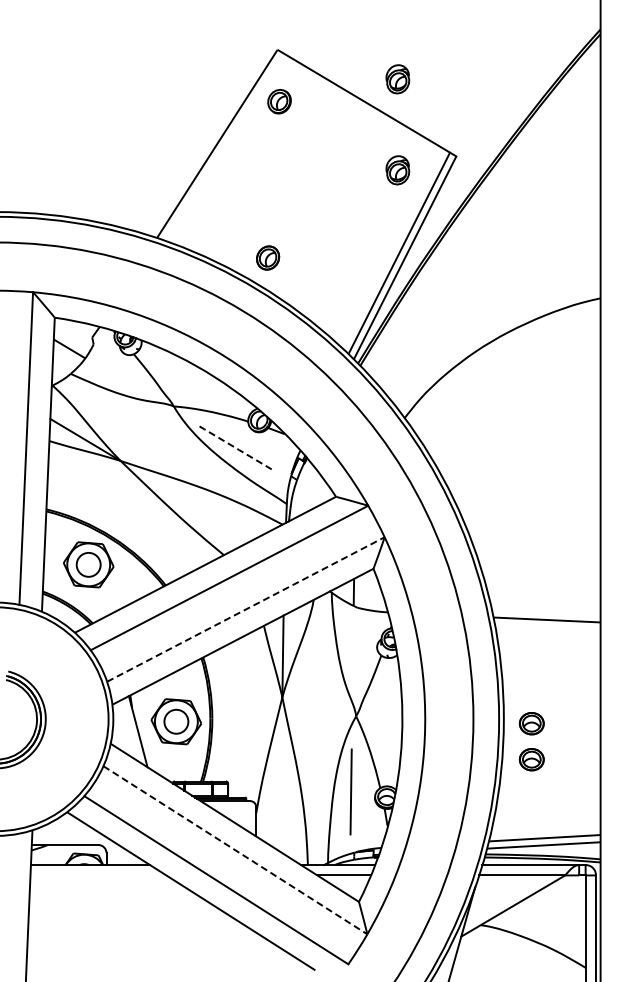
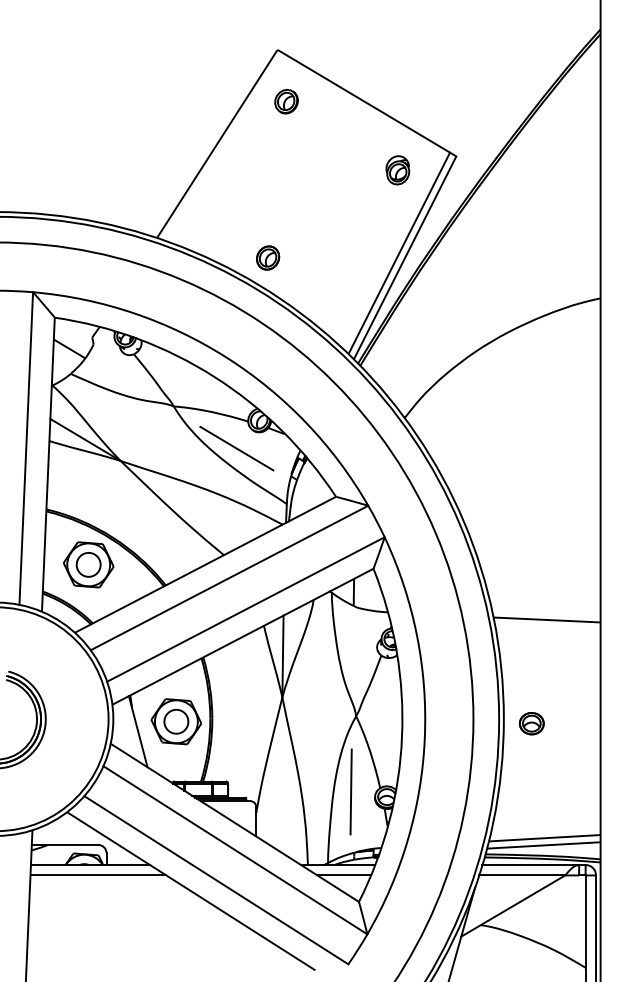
part: present -> none (397, 79)
part position: (279, 101) -> (286, 101) (286, 101)
line: dashed -> solid (236, 448)
line: dashed -> solid (246, 609)
part: present -> none (531, 759)
line: dashed -> solid (235, 850)
line: none -> present (98, 875)
